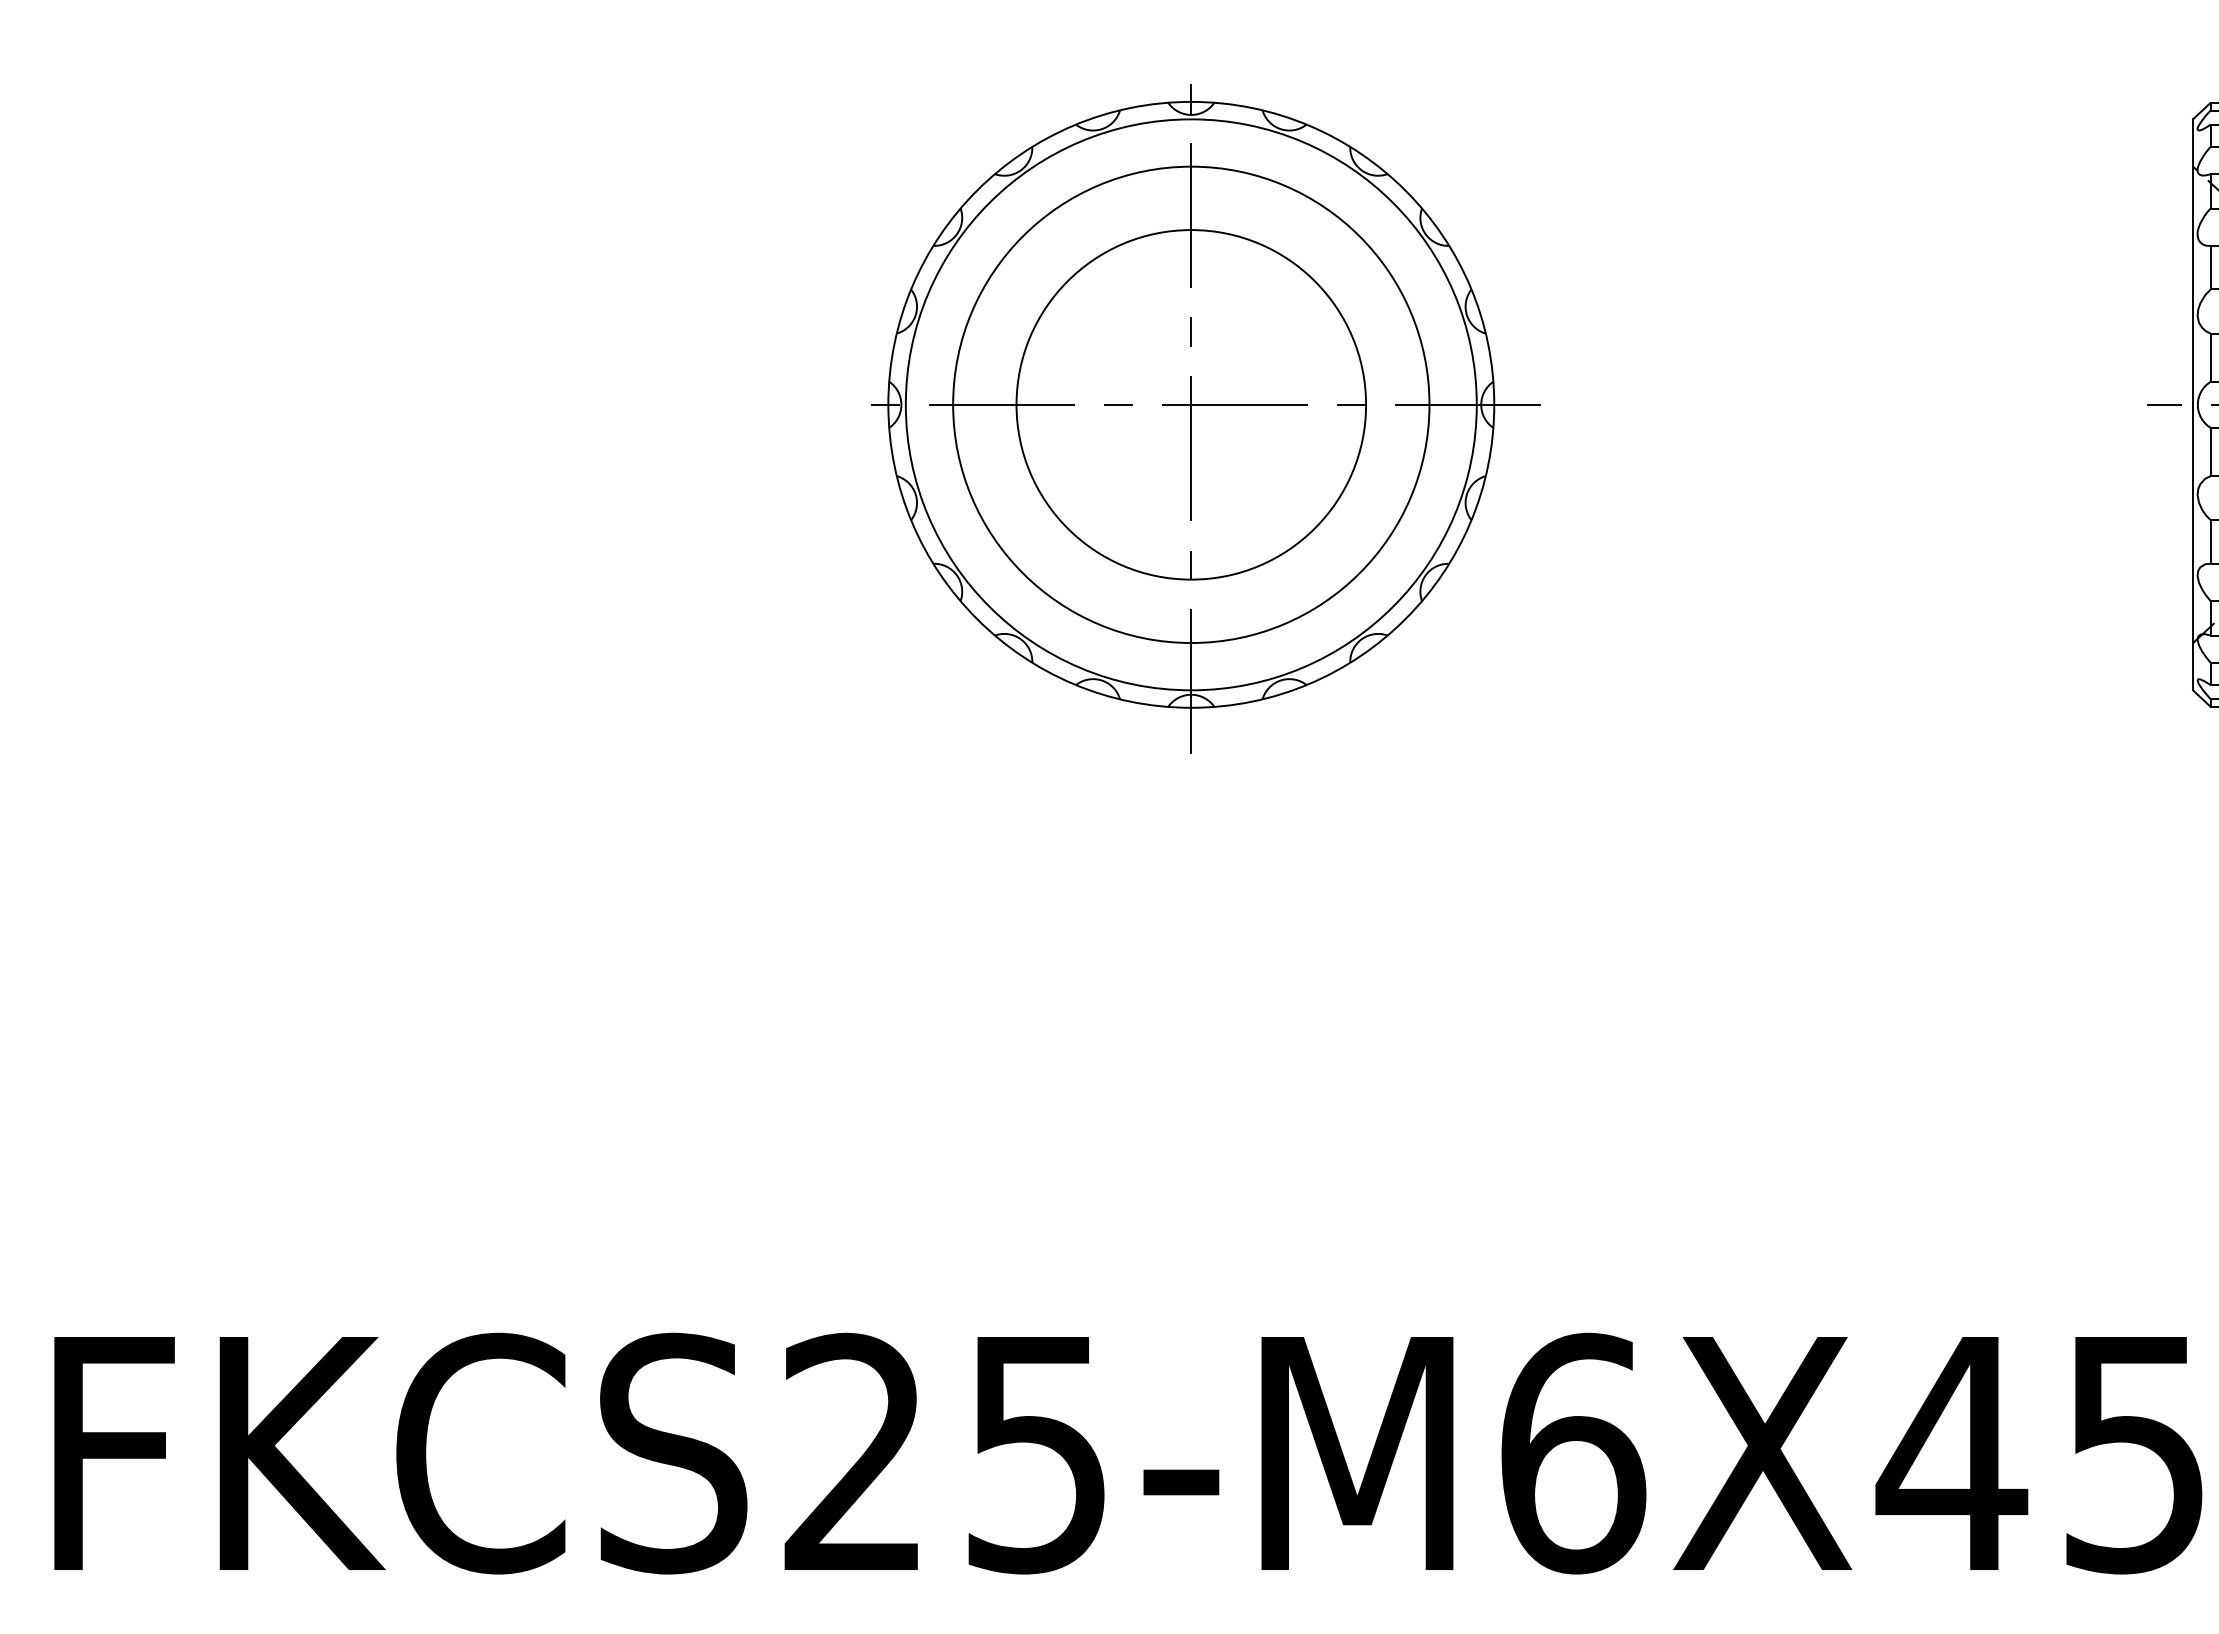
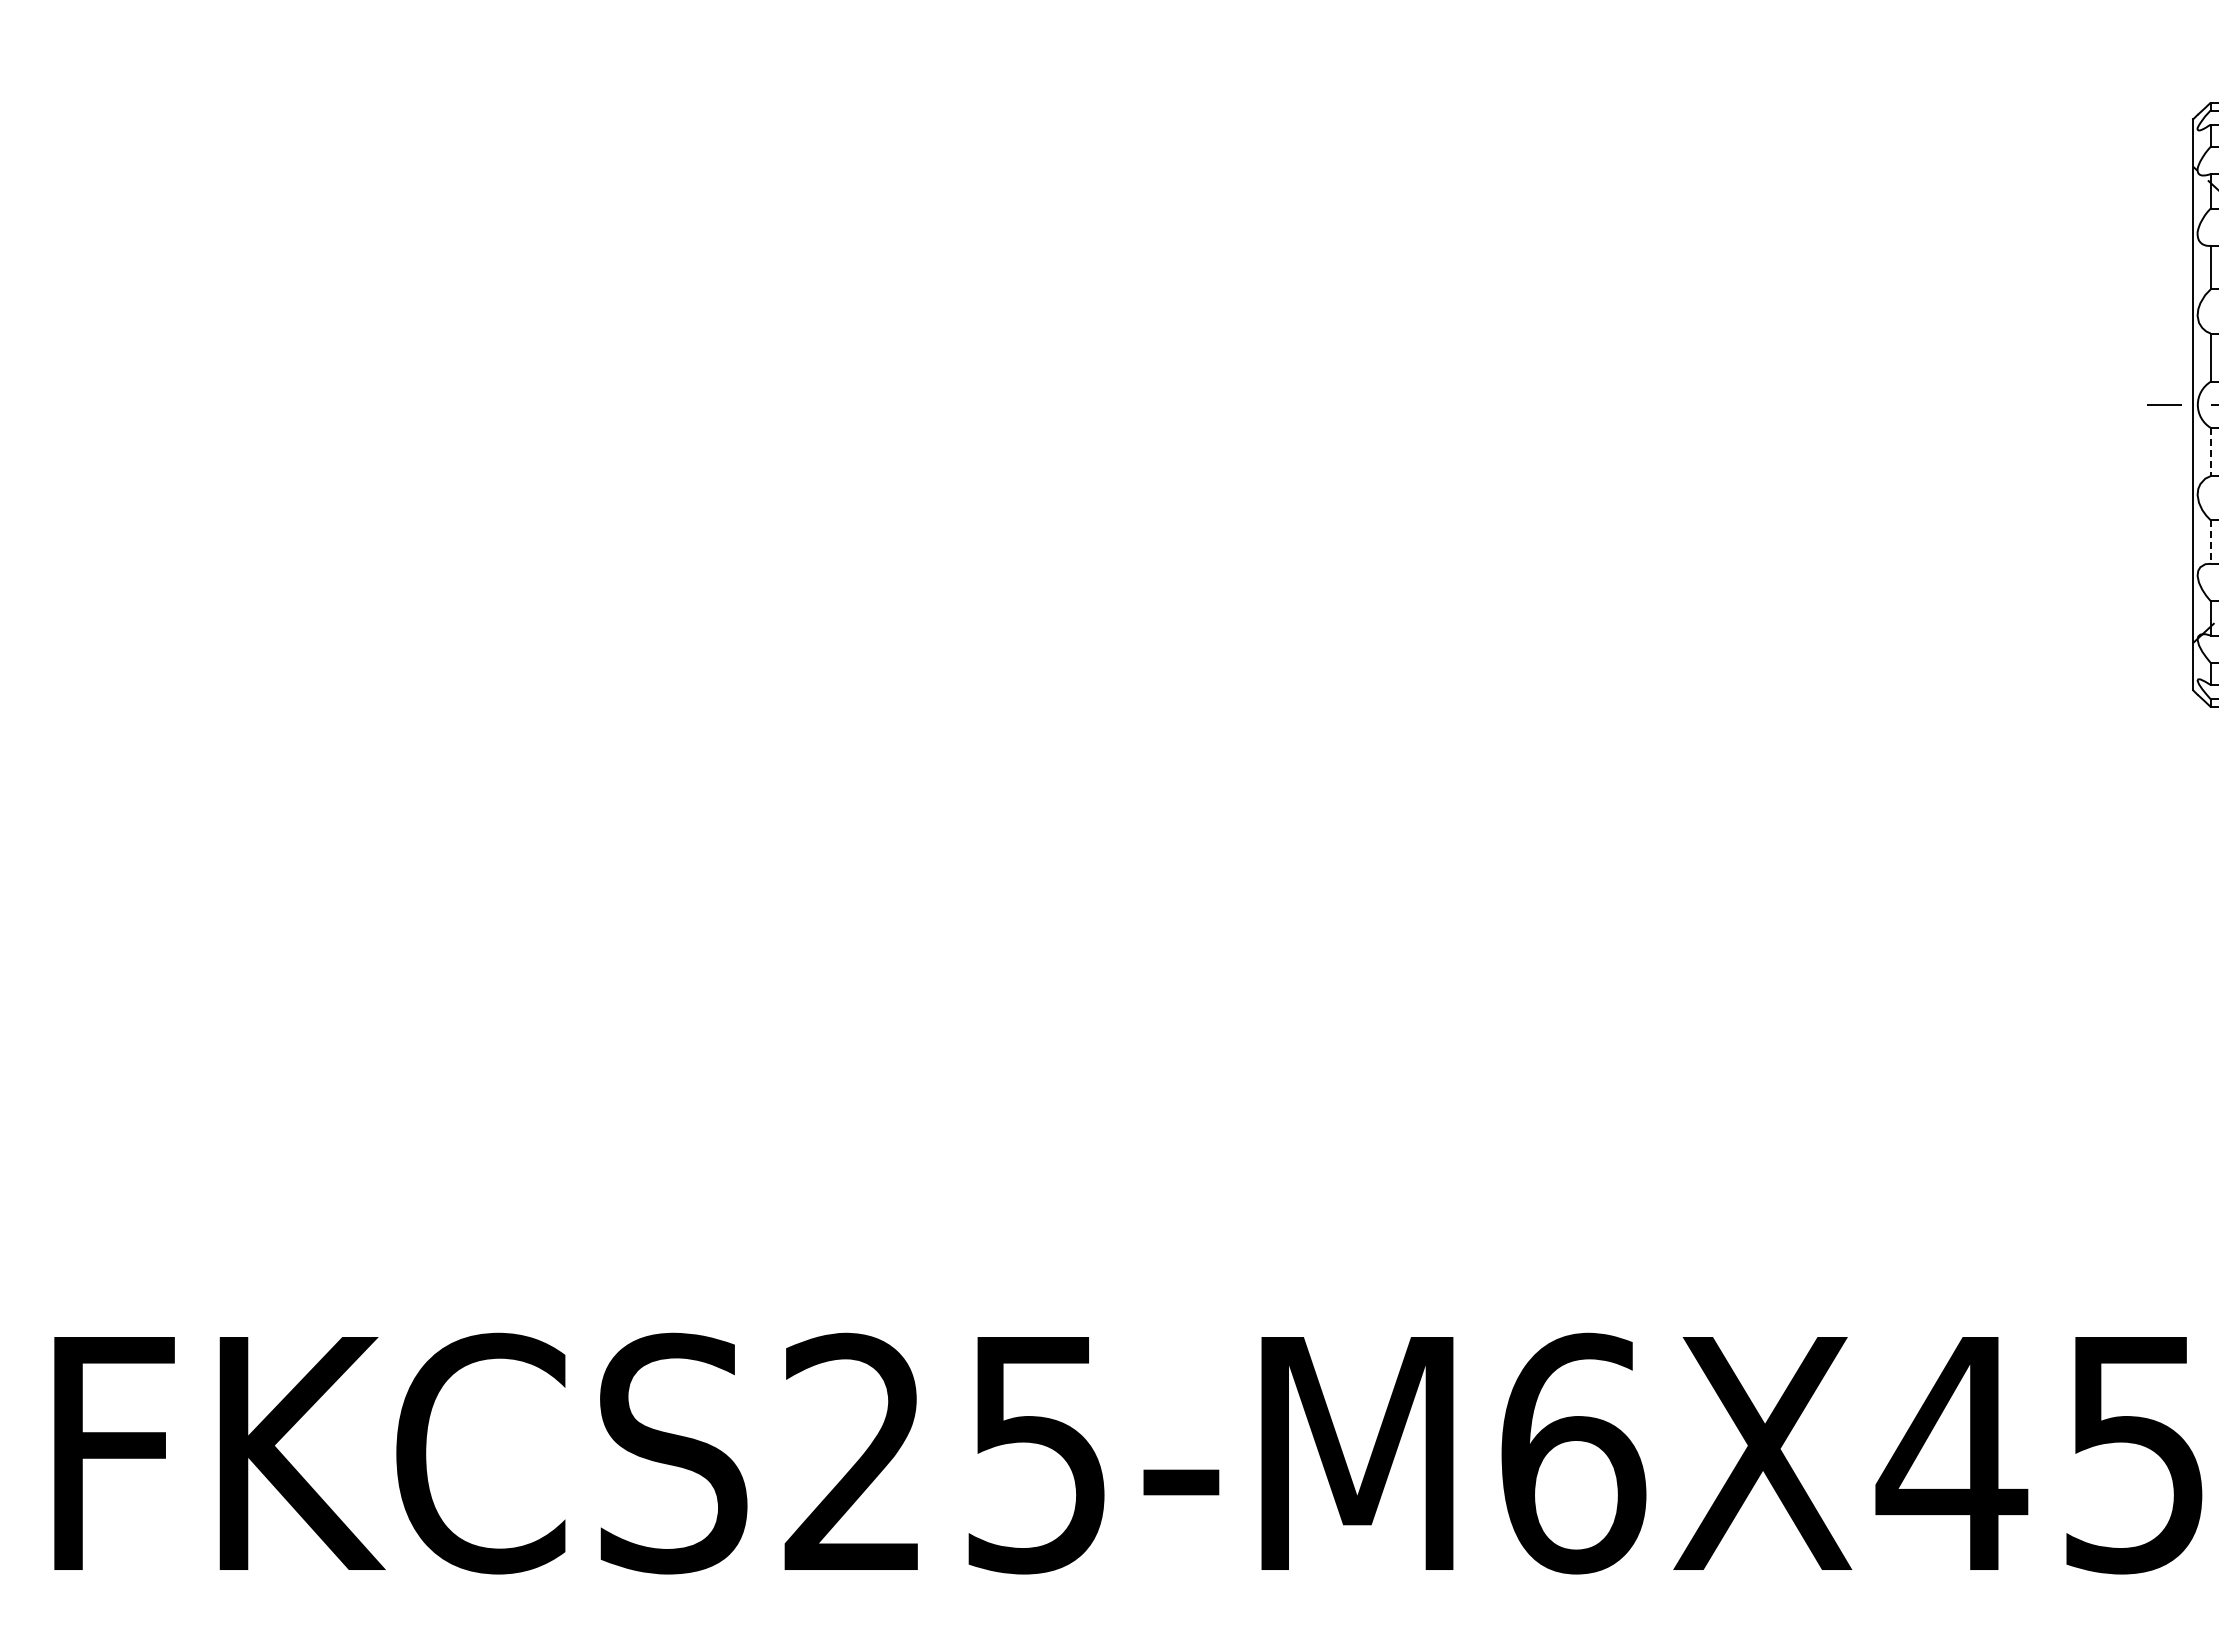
part: present -> none (1205, 418)
line: solid -> dashed (2210, 452)
line: solid -> dashed (2210, 542)
